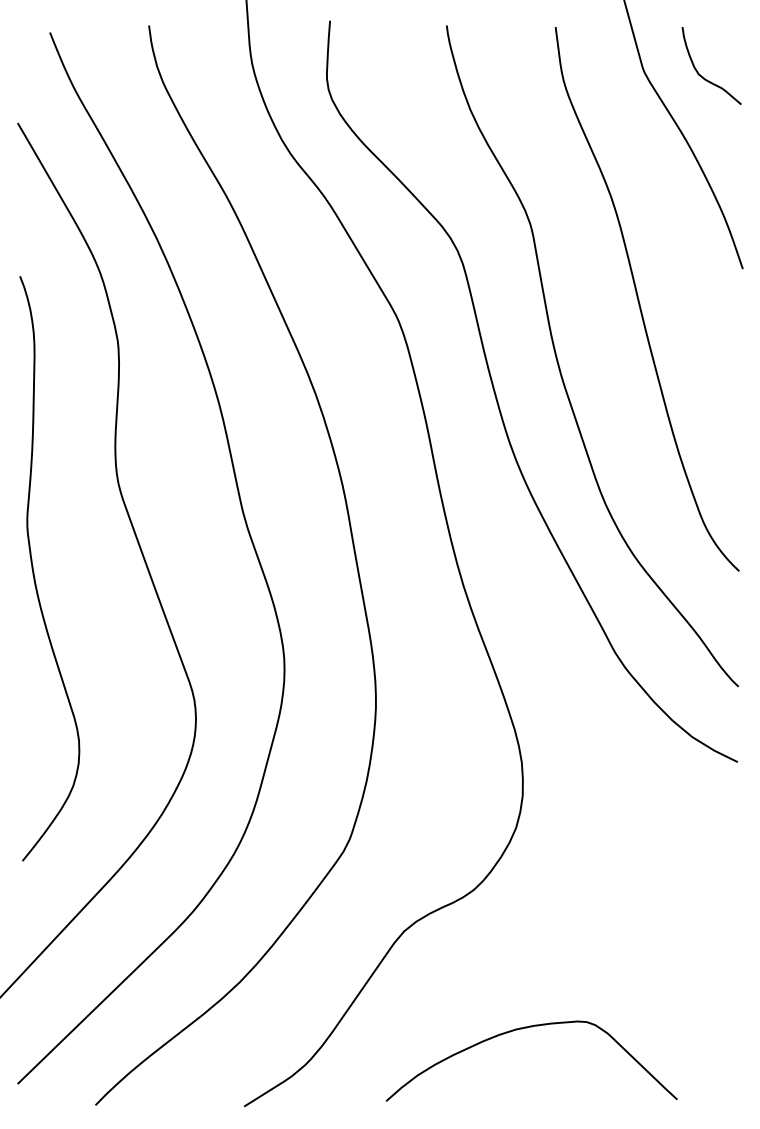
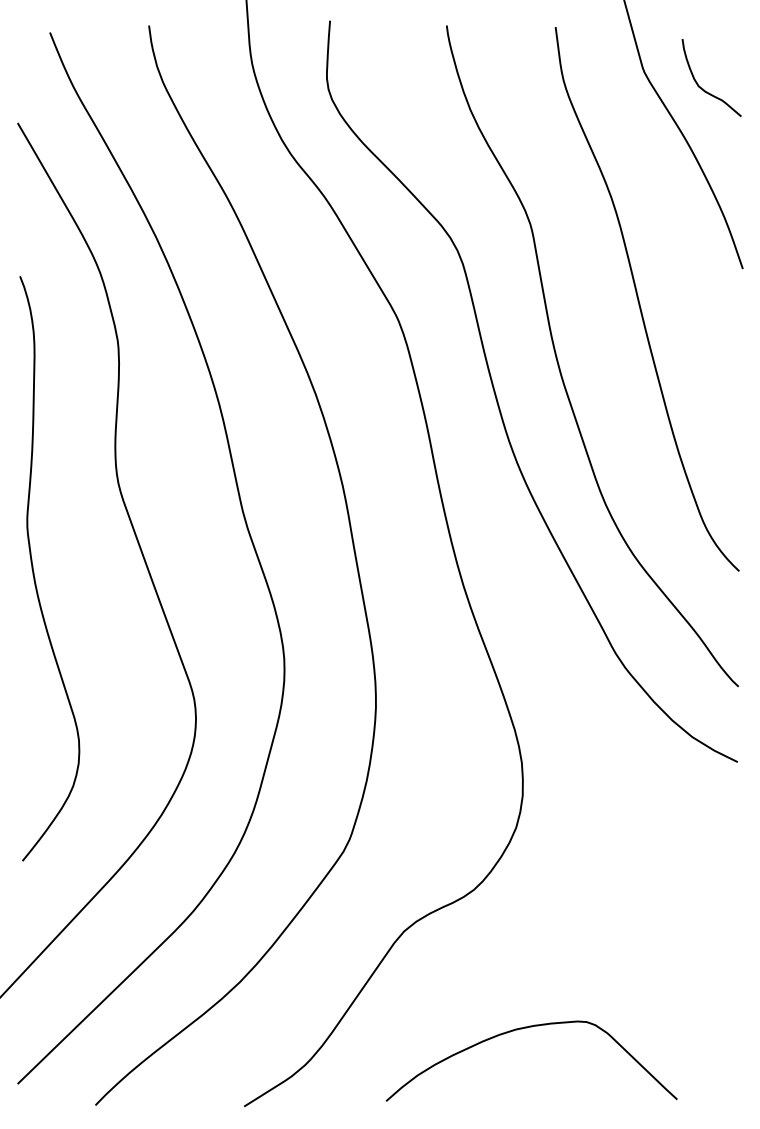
curve position: (703, 76) -> (703, 88) (703, 88)
